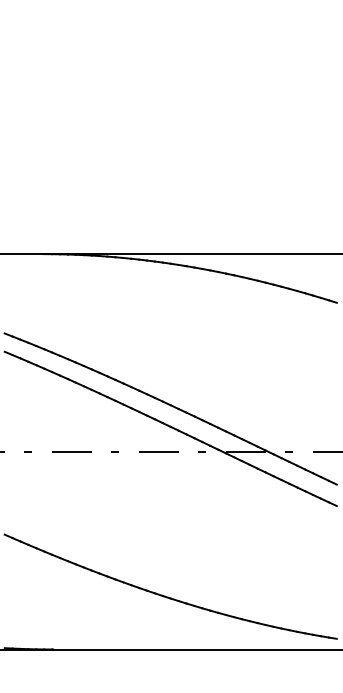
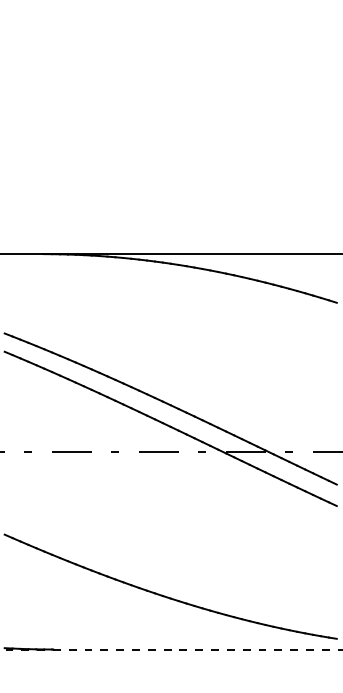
line: solid -> dashed (171, 649)
